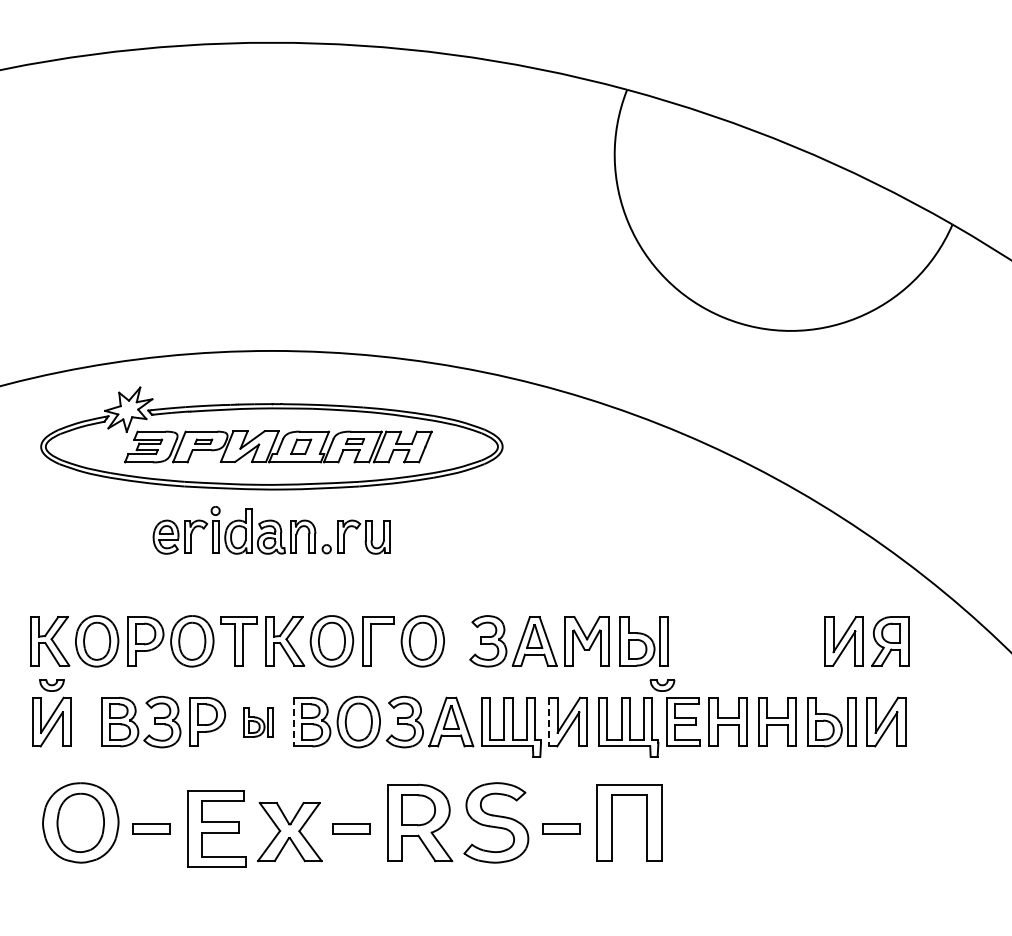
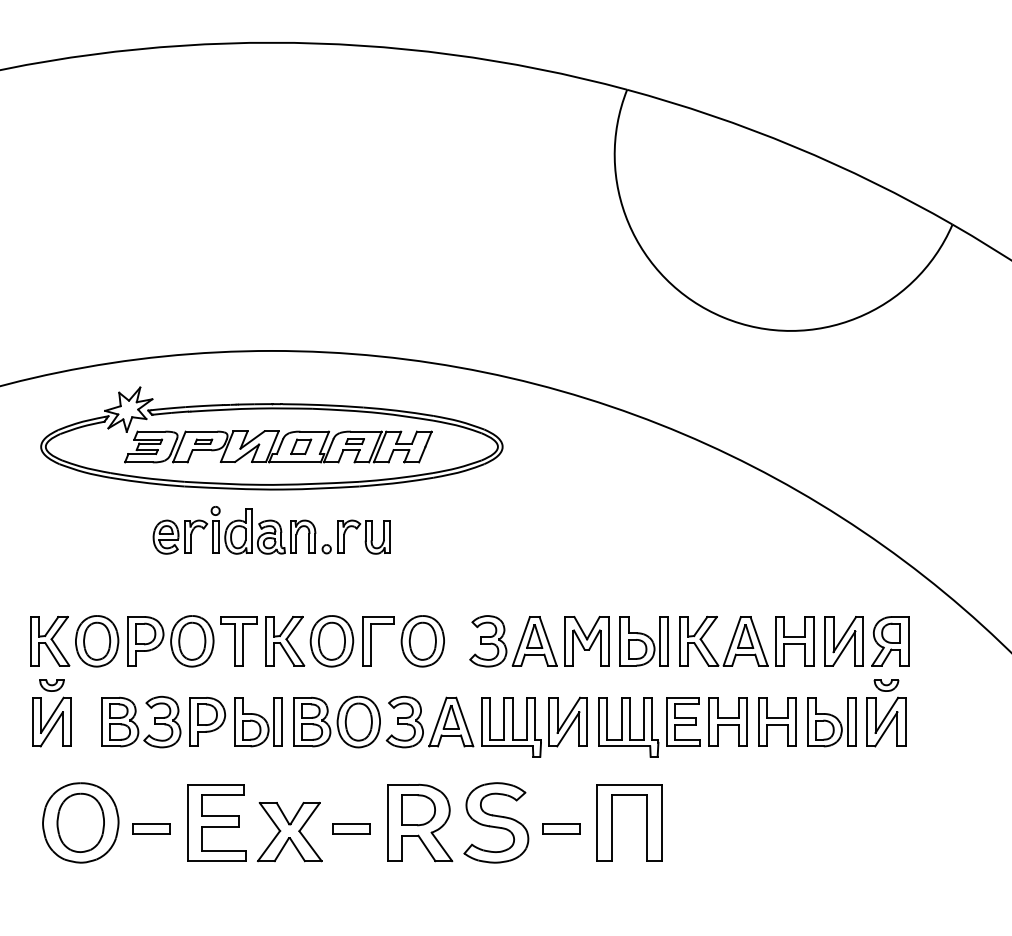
part: none -> present (746, 641)
part position: (662, 685) -> (886, 685) (886, 685)
part size: 31x31 px -> 49x51 px (258, 722)
line: dashed -> solid (294, 722)
line: dashed -> solid (549, 722)
part position: (216, 828) -> (216, 822) (216, 822)
